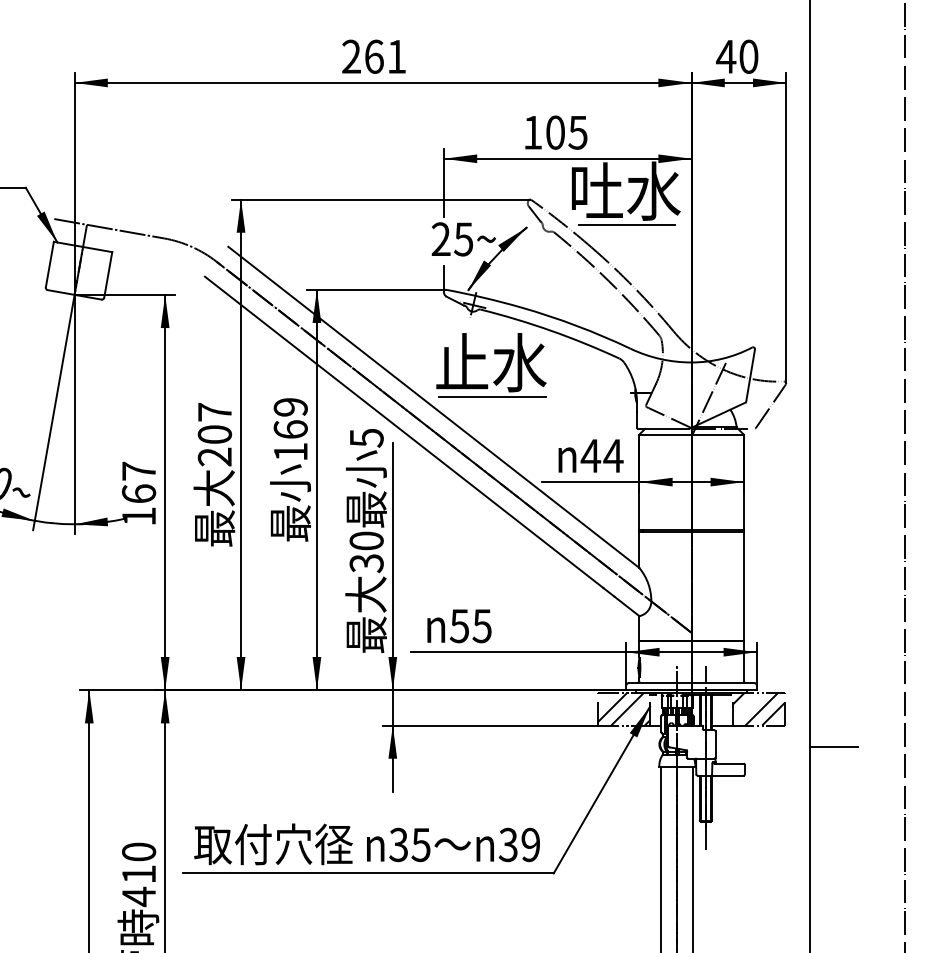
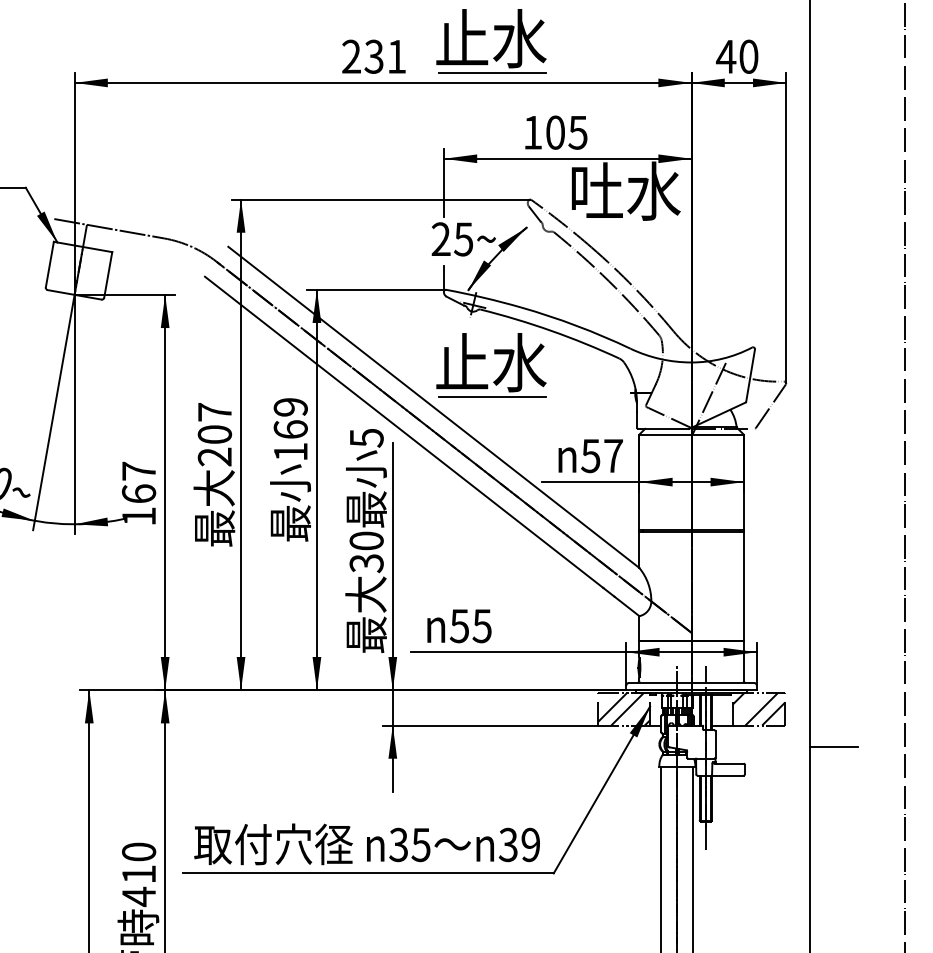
part: none -> present (485, 35)
text: 261 -> 231 (373, 56)
line: present -> none (626, 225)
text: 44 -> 57 (601, 456)
